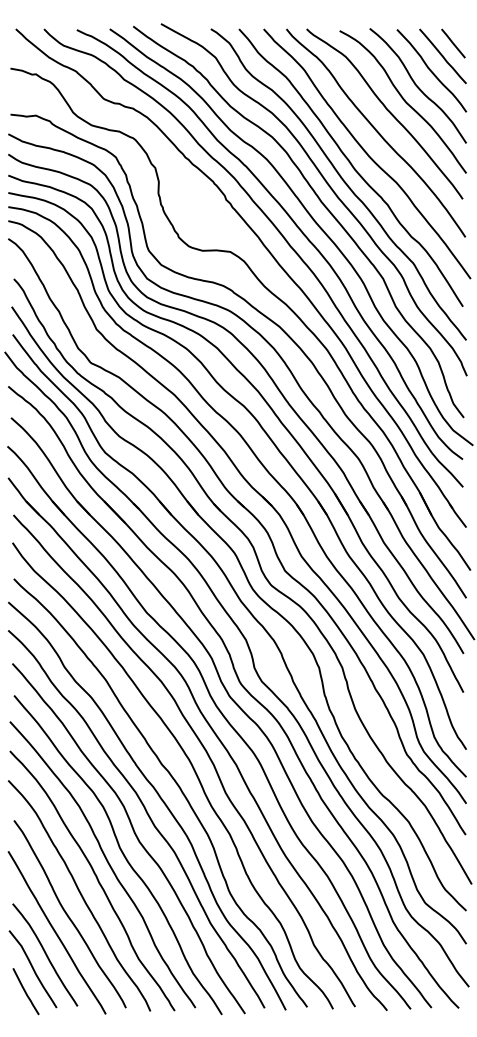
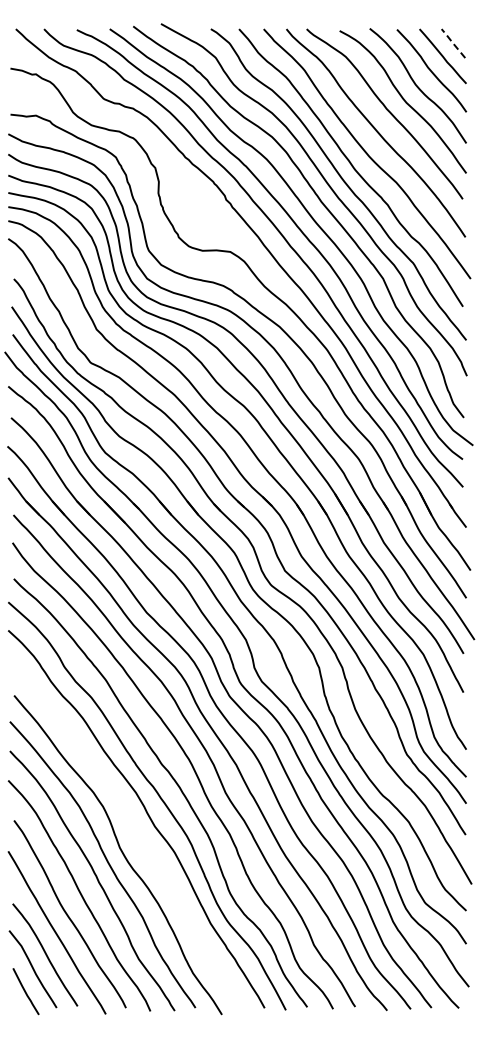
line: solid -> dashed (452, 43)
curve: present -> none (134, 834)
